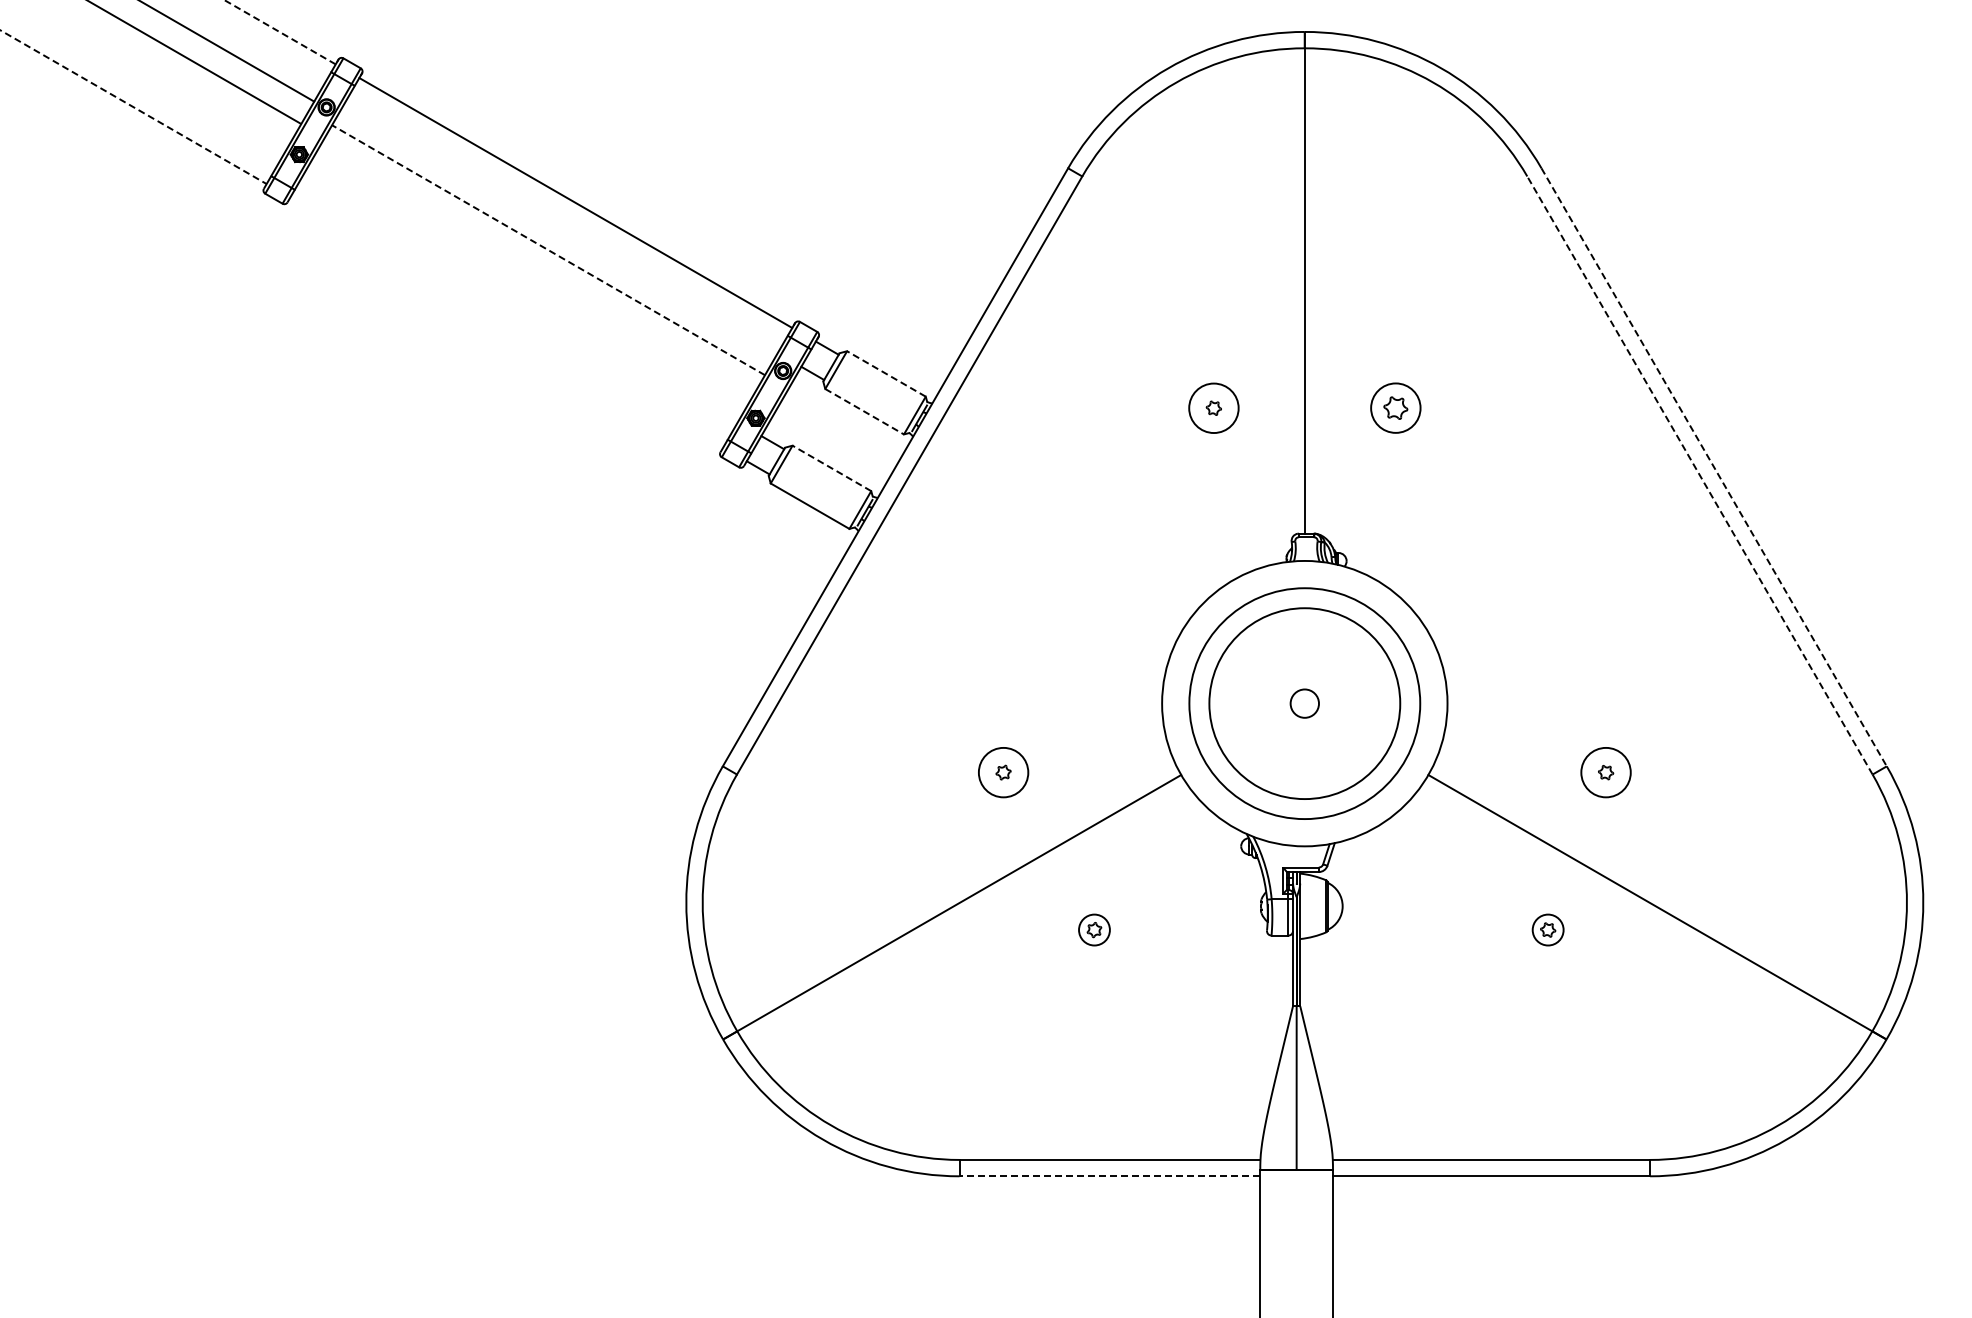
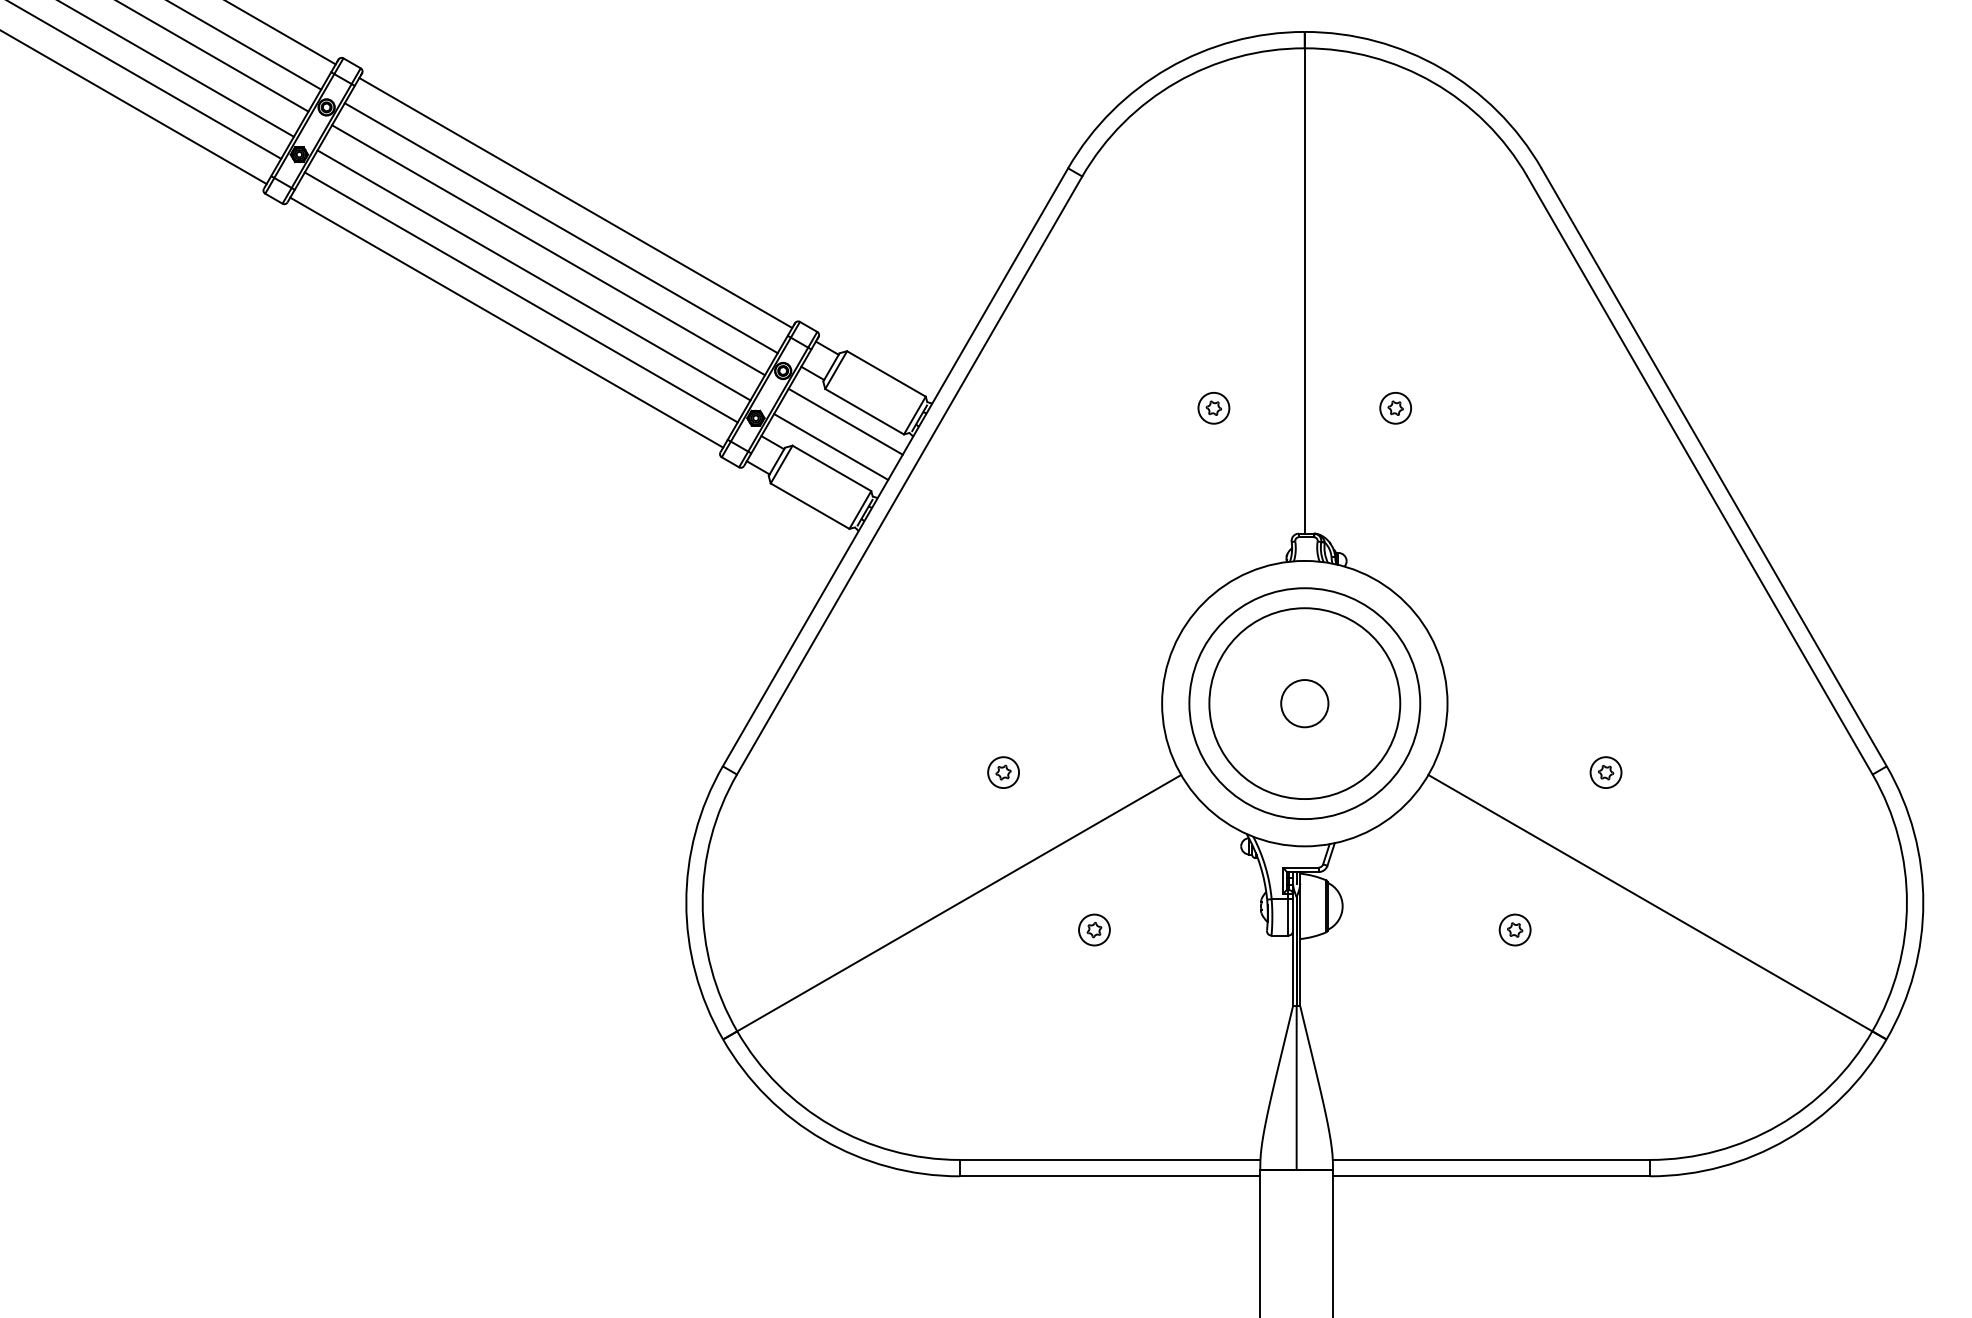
line: dashed -> solid (280, 32)
line position: (228, 51) -> (245, 45) (245, 45)
line: none -> present (213, 56)
line position: (195, 62) -> (176, 69) (176, 69)
line: none -> present (145, 80)
line: dashed -> solid (134, 107)
line: none -> present (560, 228)
line: dashed -> solid (548, 250)
line: none -> present (533, 275)
line: none -> present (520, 297)
line: none -> present (506, 322)
line: dashed -> solid (886, 373)
part size: 52x52 px -> 33x33 px (1395, 408)
circle diameter: 49 px -> 31 px (1213, 407)
line: dashed -> solid (865, 411)
line: none -> present (845, 421)
line: none -> present (831, 446)
line: dashed -> solid (1714, 467)
line: dashed -> solid (831, 468)
line: dashed -> solid (1699, 475)
circle diameter: 28 px -> 47 px (1304, 703)
circle diameter: 49 px -> 31 px (1003, 772)
circle diameter: 49 px -> 31 px (1605, 772)
part position: (1547, 929) -> (1514, 929) (1514, 929)
line: dashed -> solid (1109, 1176)
